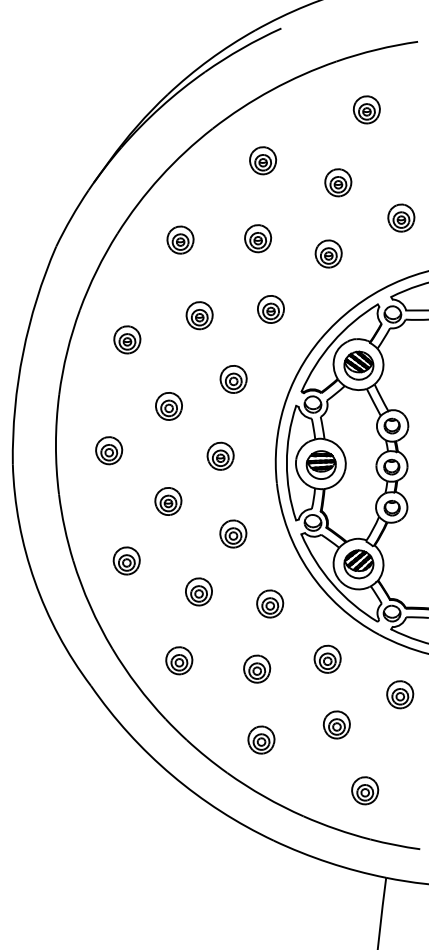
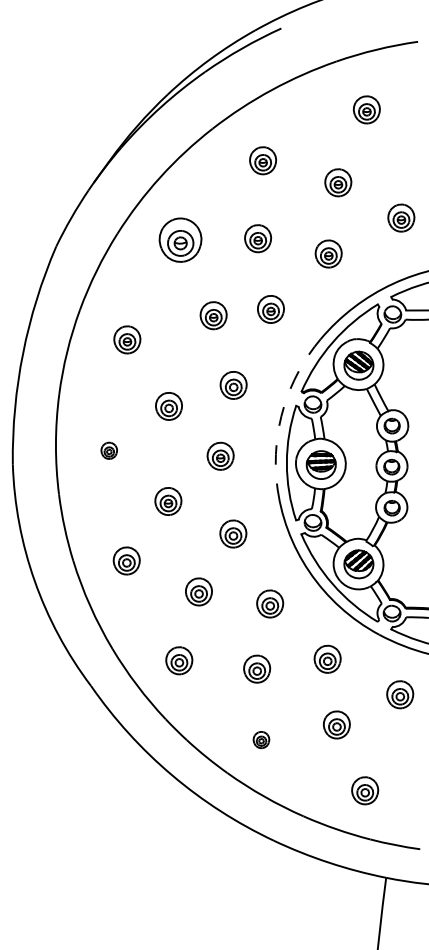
part size: 29x30 px -> 45x46 px (180, 239)
part position: (199, 315) -> (213, 315) (213, 315)
part position: (233, 379) -> (233, 385) (233, 385)
arc: solid -> dashed (284, 406)
part size: 29x30 px -> 18x19 px (108, 450)
part size: 29x30 px -> 19x19 px (261, 740)
